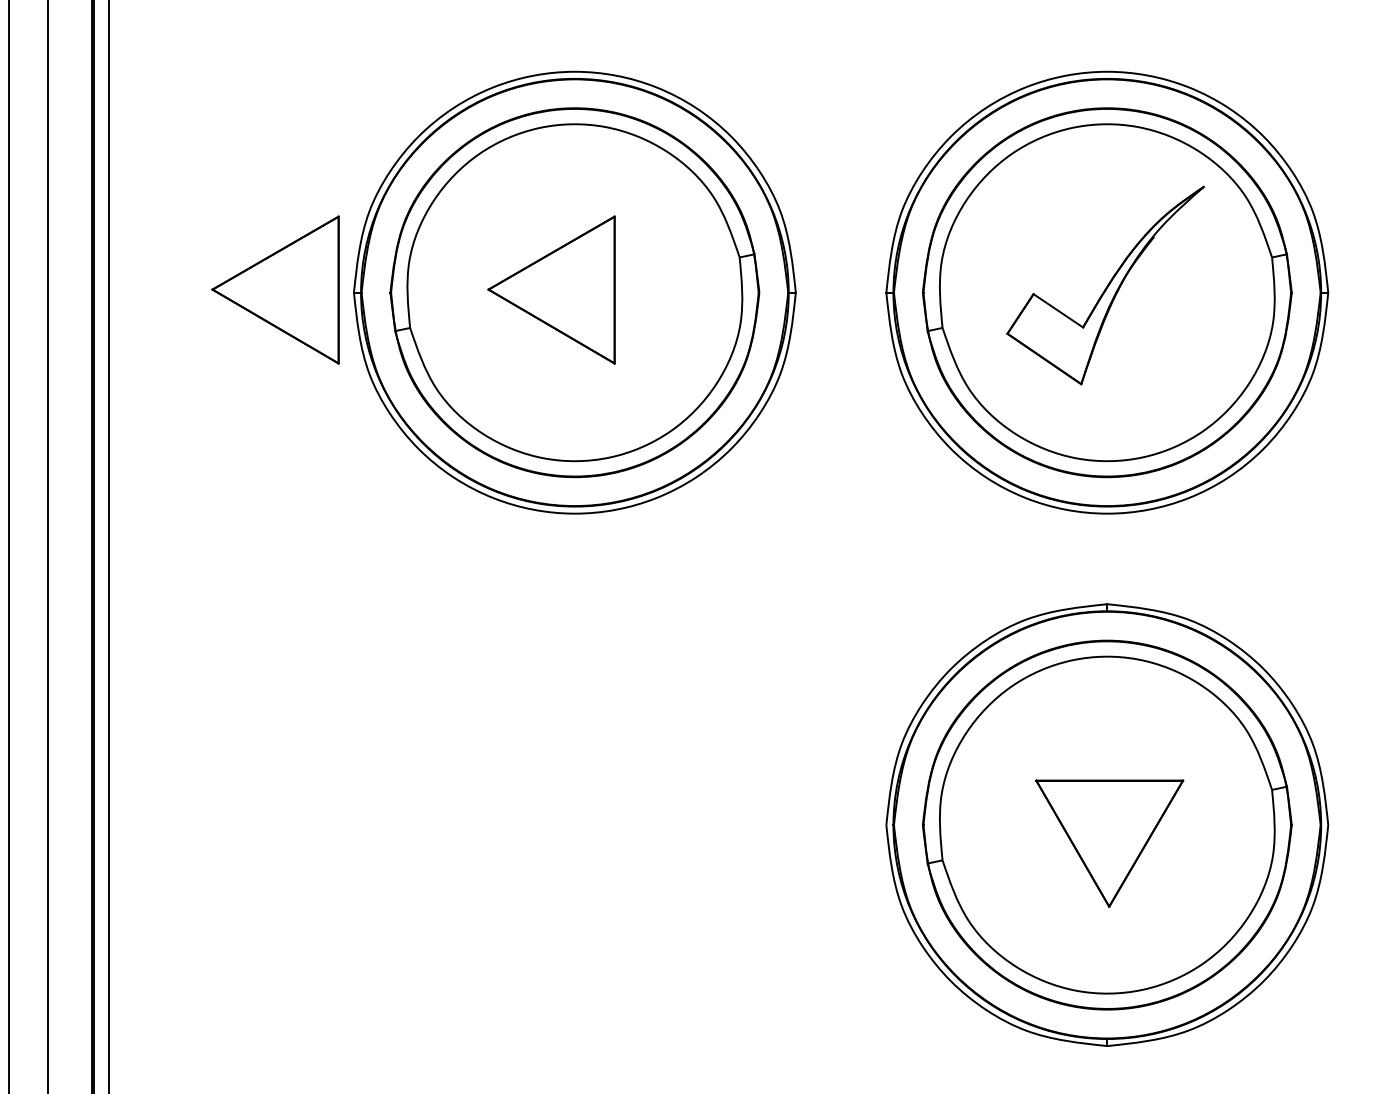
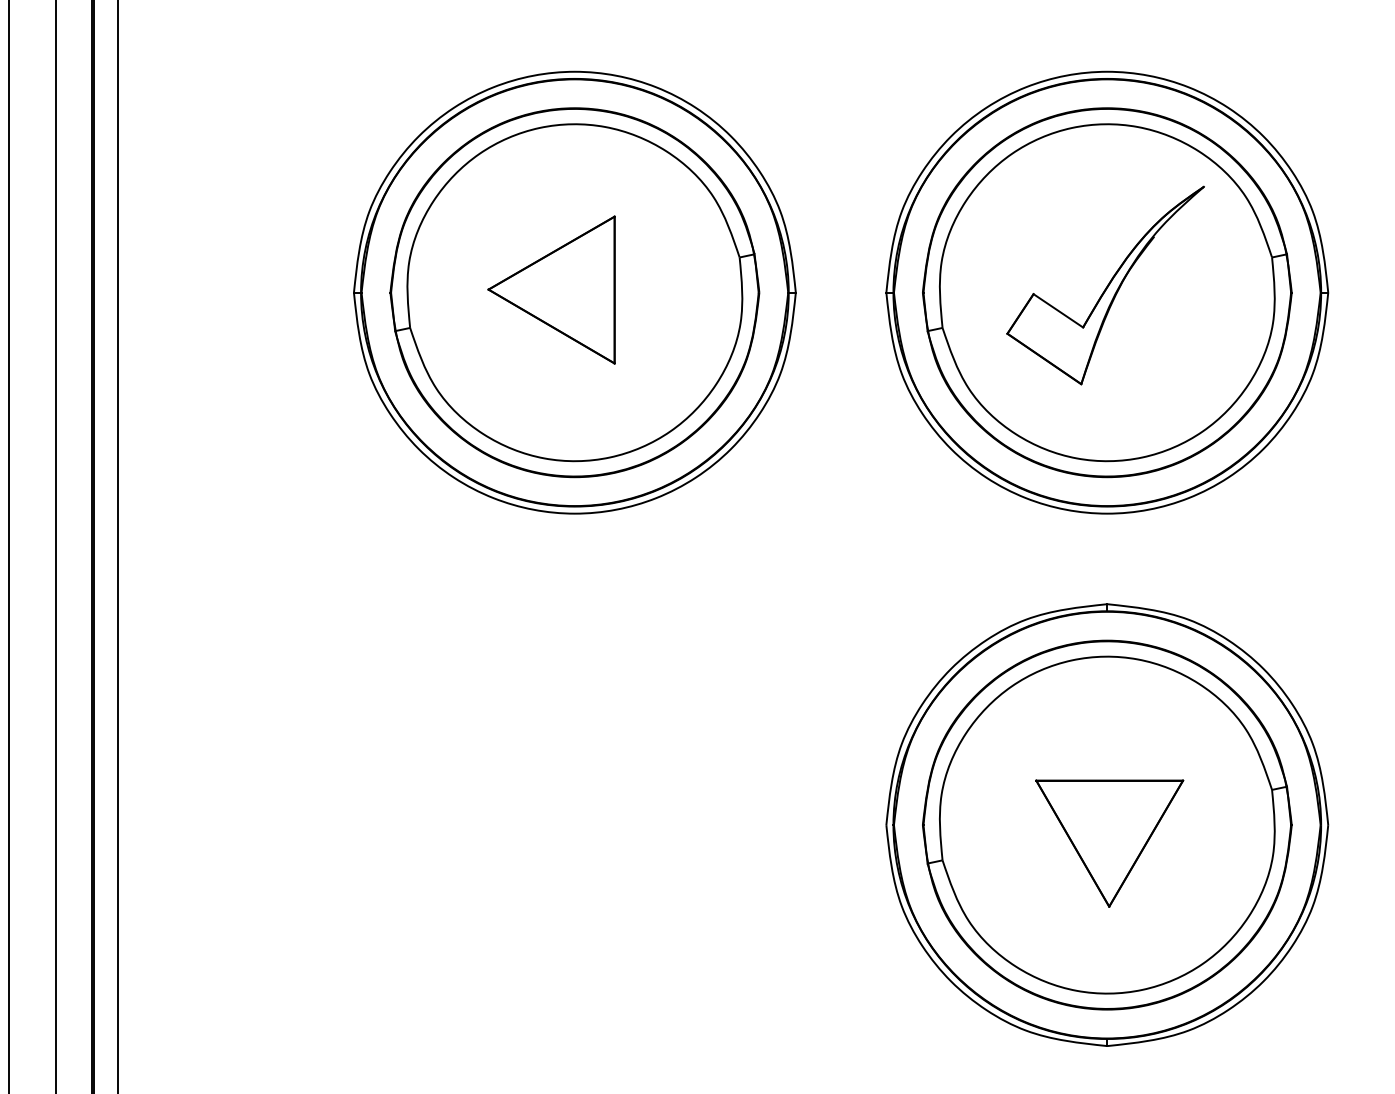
part: present -> none (275, 289)
line position: (48, 546) -> (56, 546) (56, 546)
line position: (109, 546) -> (118, 546) (118, 546)
